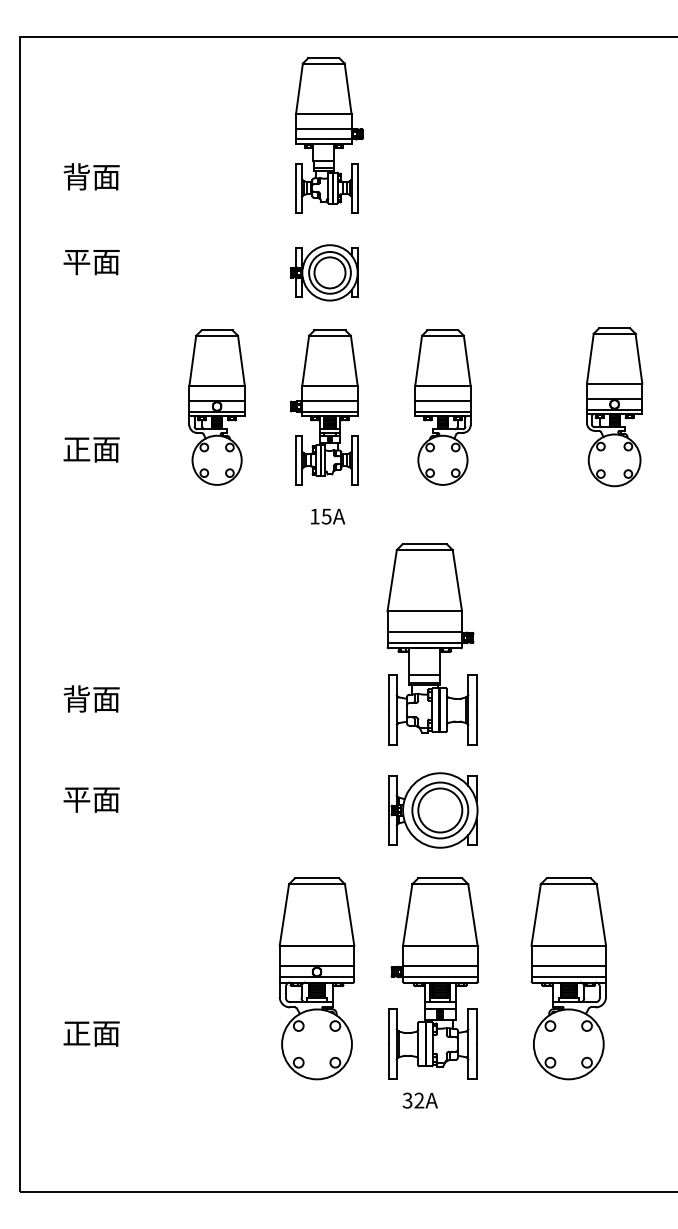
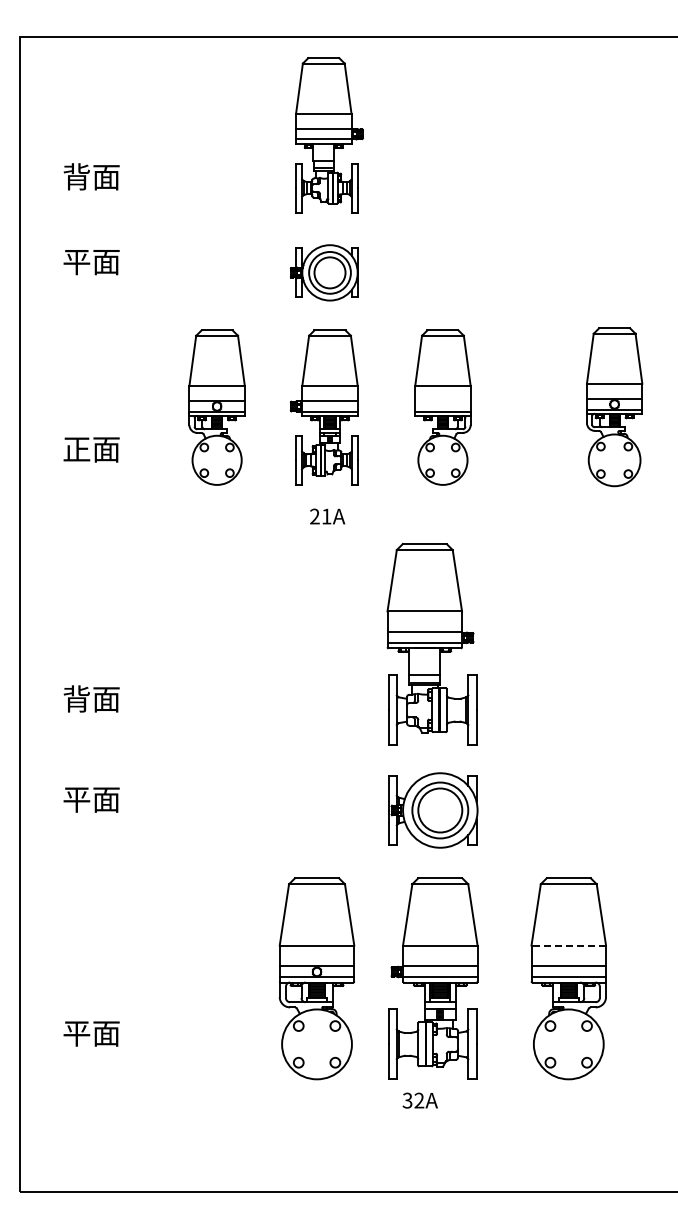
line: present -> none (442, 401)
text: 15A -> 21A (320, 516)
line: solid -> dashed (568, 945)
text: 正面 -> 平面 (76, 1033)
